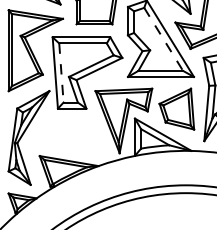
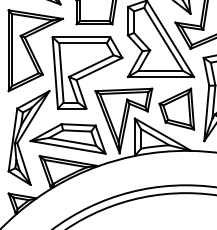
line: dashed -> solid (163, 39)
line: dashed -> solid (61, 72)
part: none -> present (67, 138)
